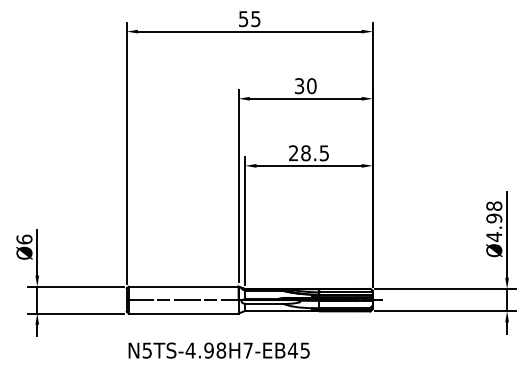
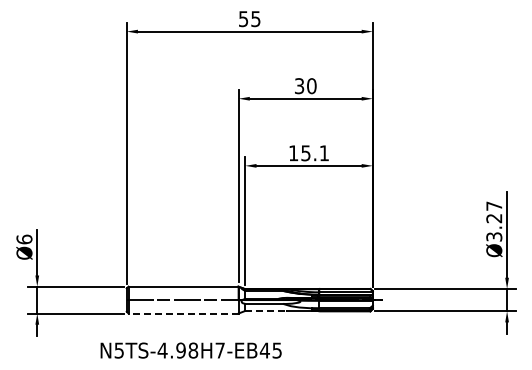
text: 28.5 -> 15.1 (308, 153)
text: Ø4.98 -> Ø3.27 (494, 221)
line: solid -> dashed (266, 310)
line: solid -> dashed (183, 313)
text position: (218, 350) -> (190, 350) (190, 350)
